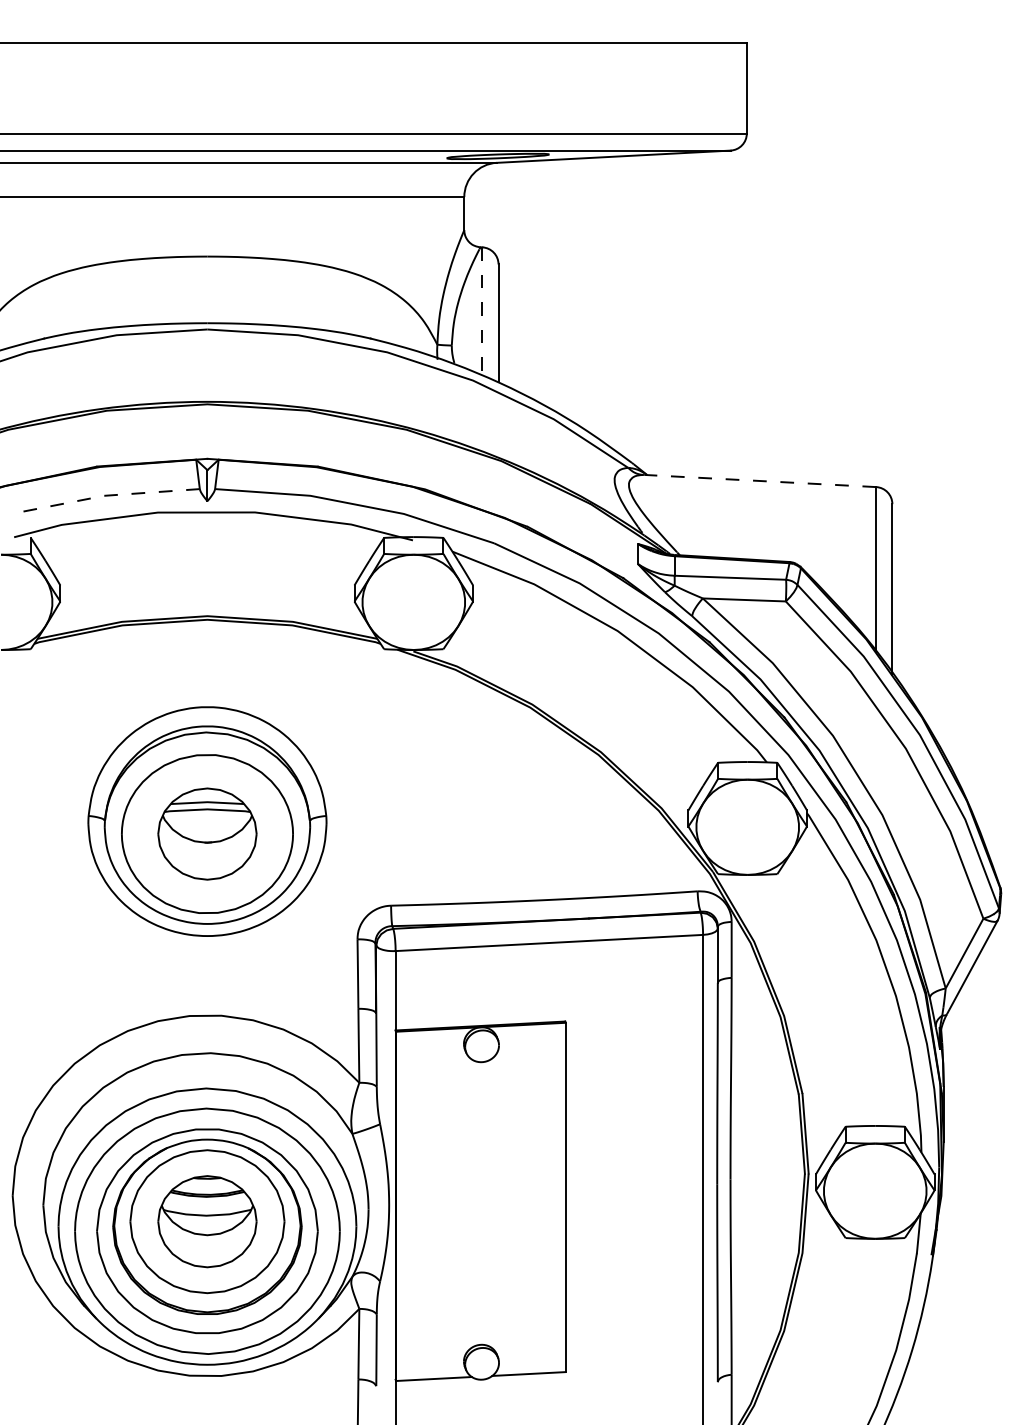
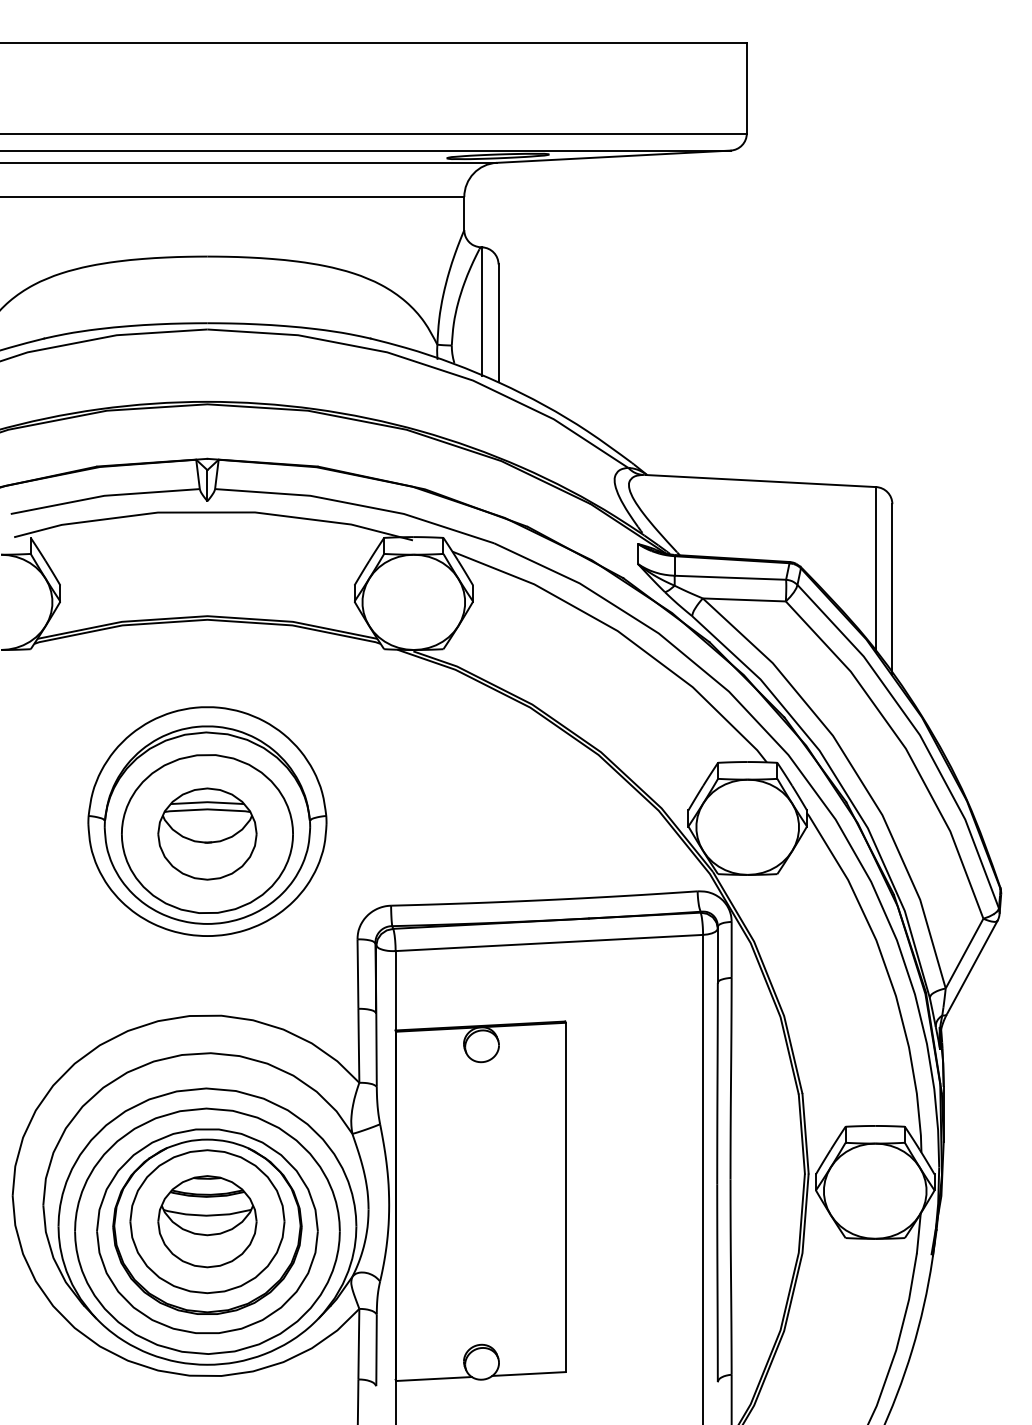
line: dashed -> solid (482, 311)
line: dashed -> solid (760, 481)
line: dashed -> solid (104, 495)
